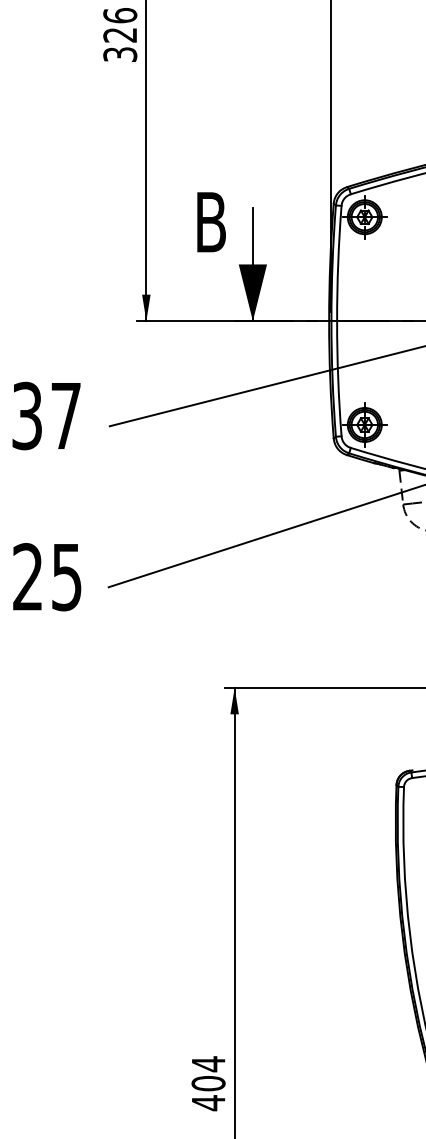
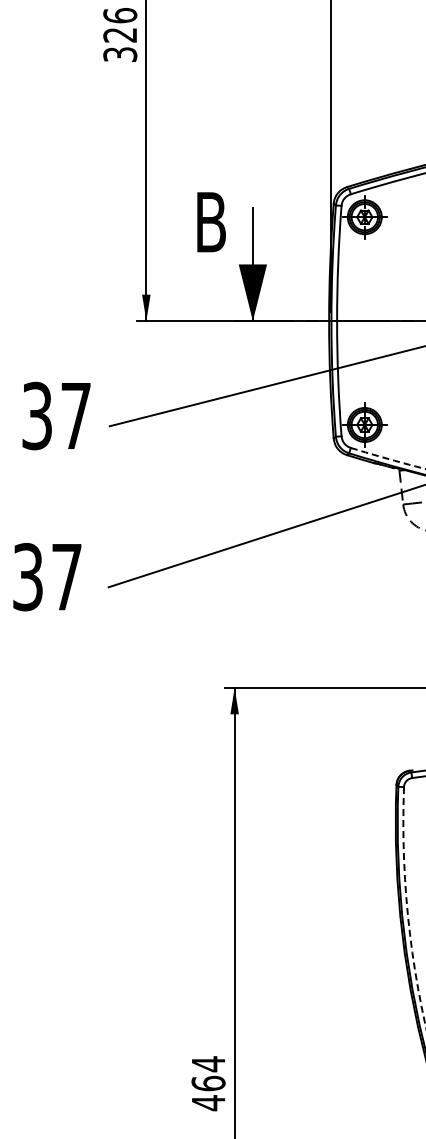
text position: (46, 415) -> (56, 415) (56, 415)
arc: solid -> dashed (388, 458)
text: 25 -> 37 (47, 577)
arc: solid -> dashed (407, 908)
text: 404 -> 464 (208, 1083)
